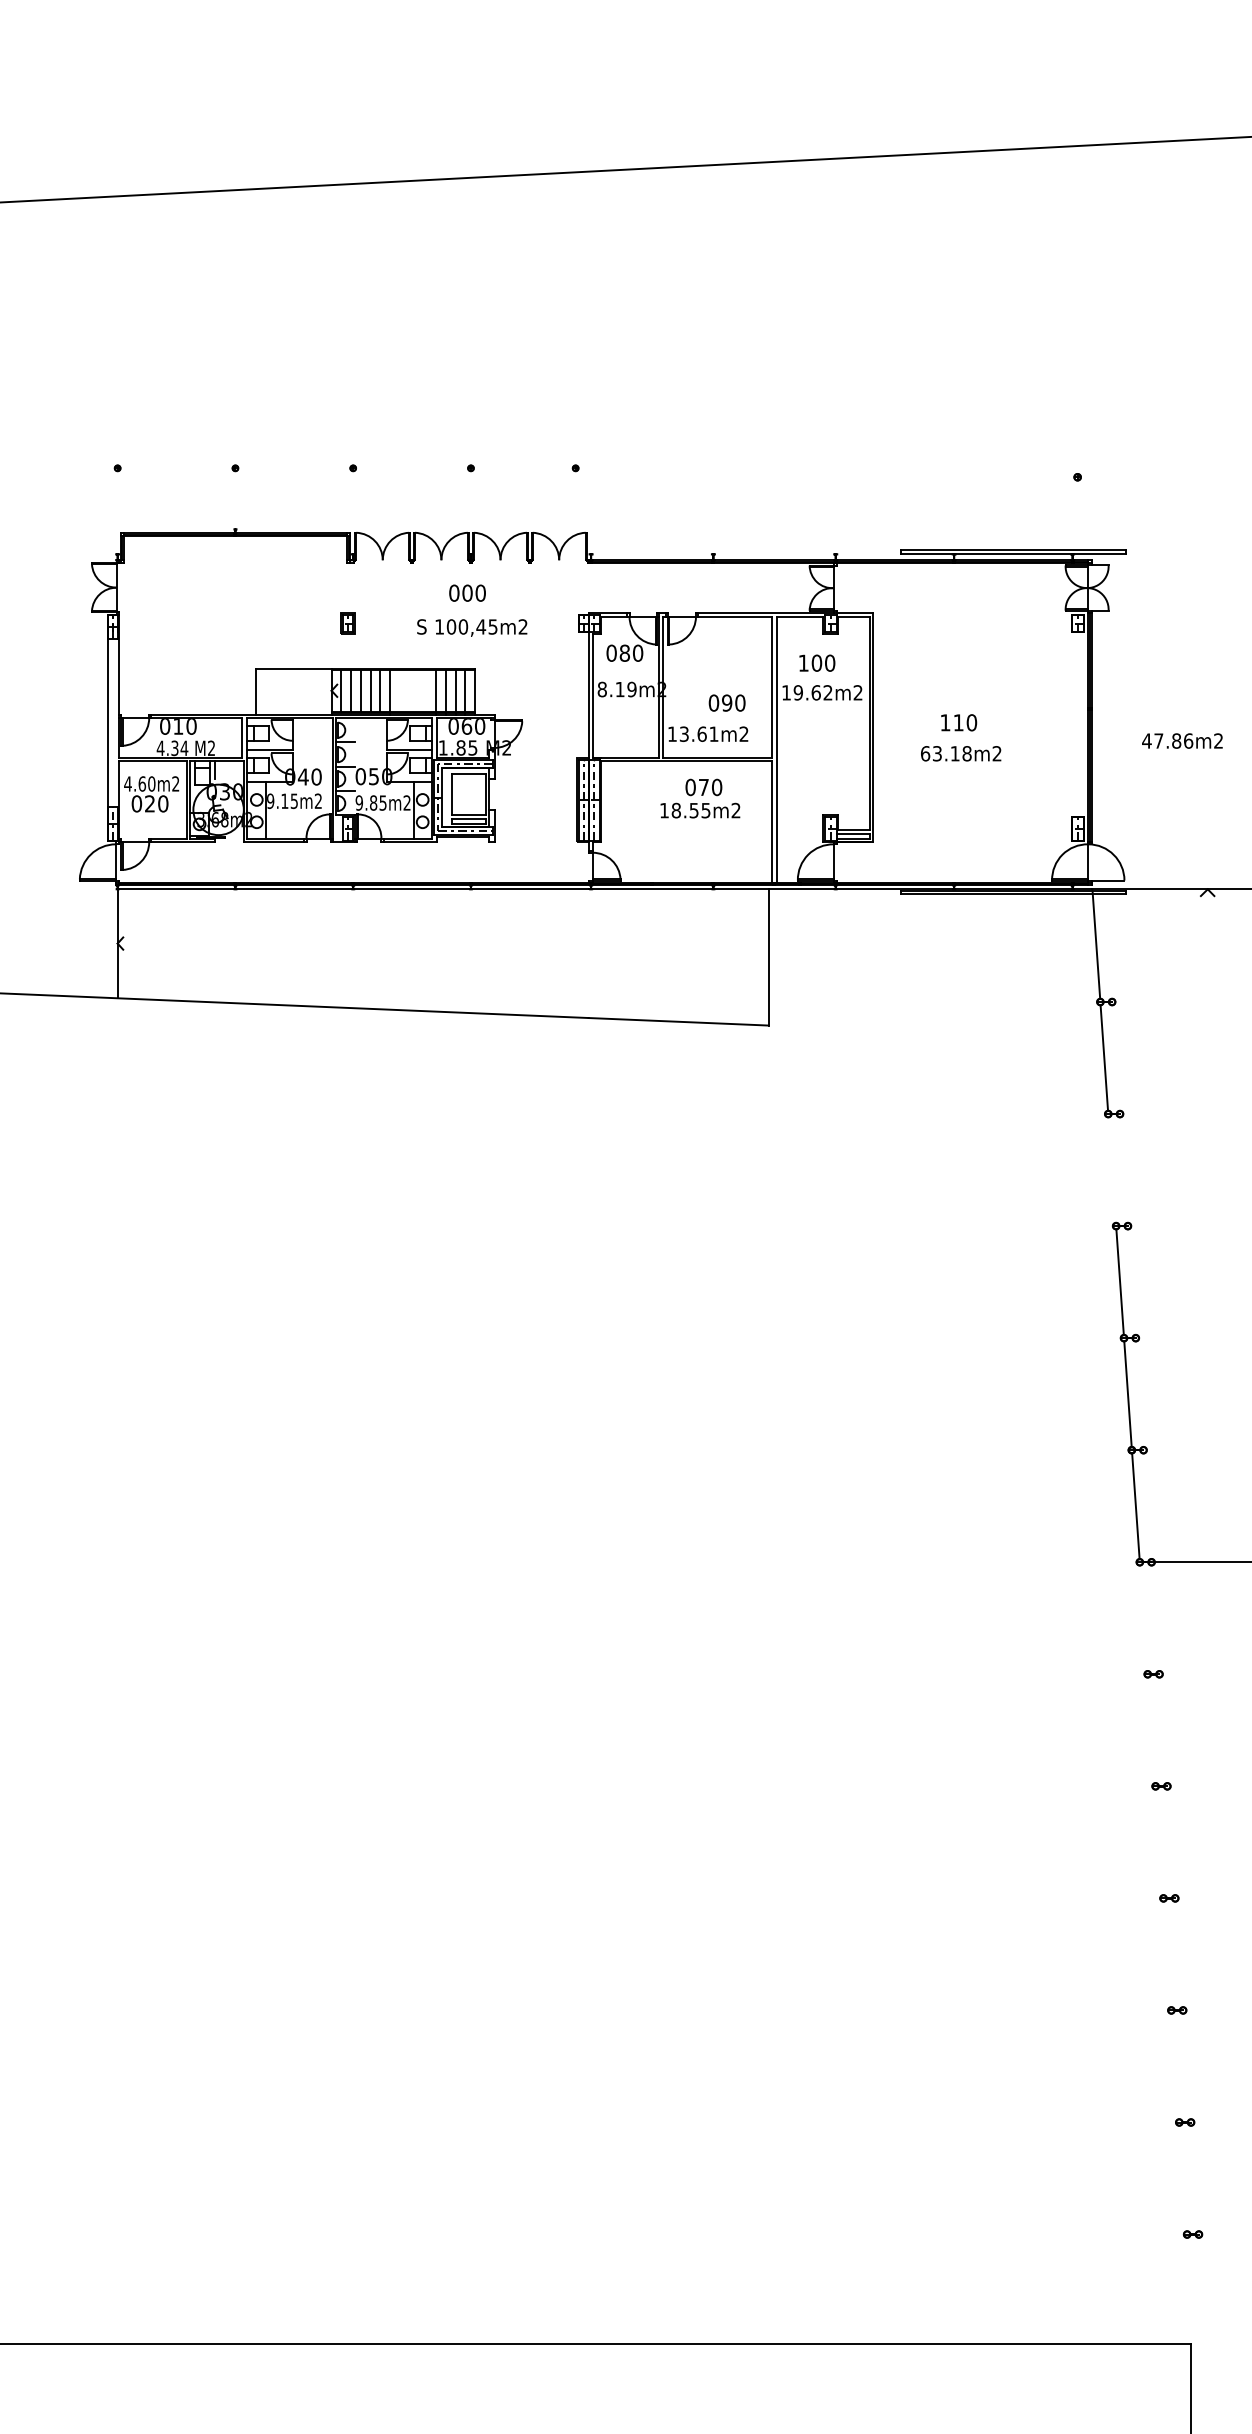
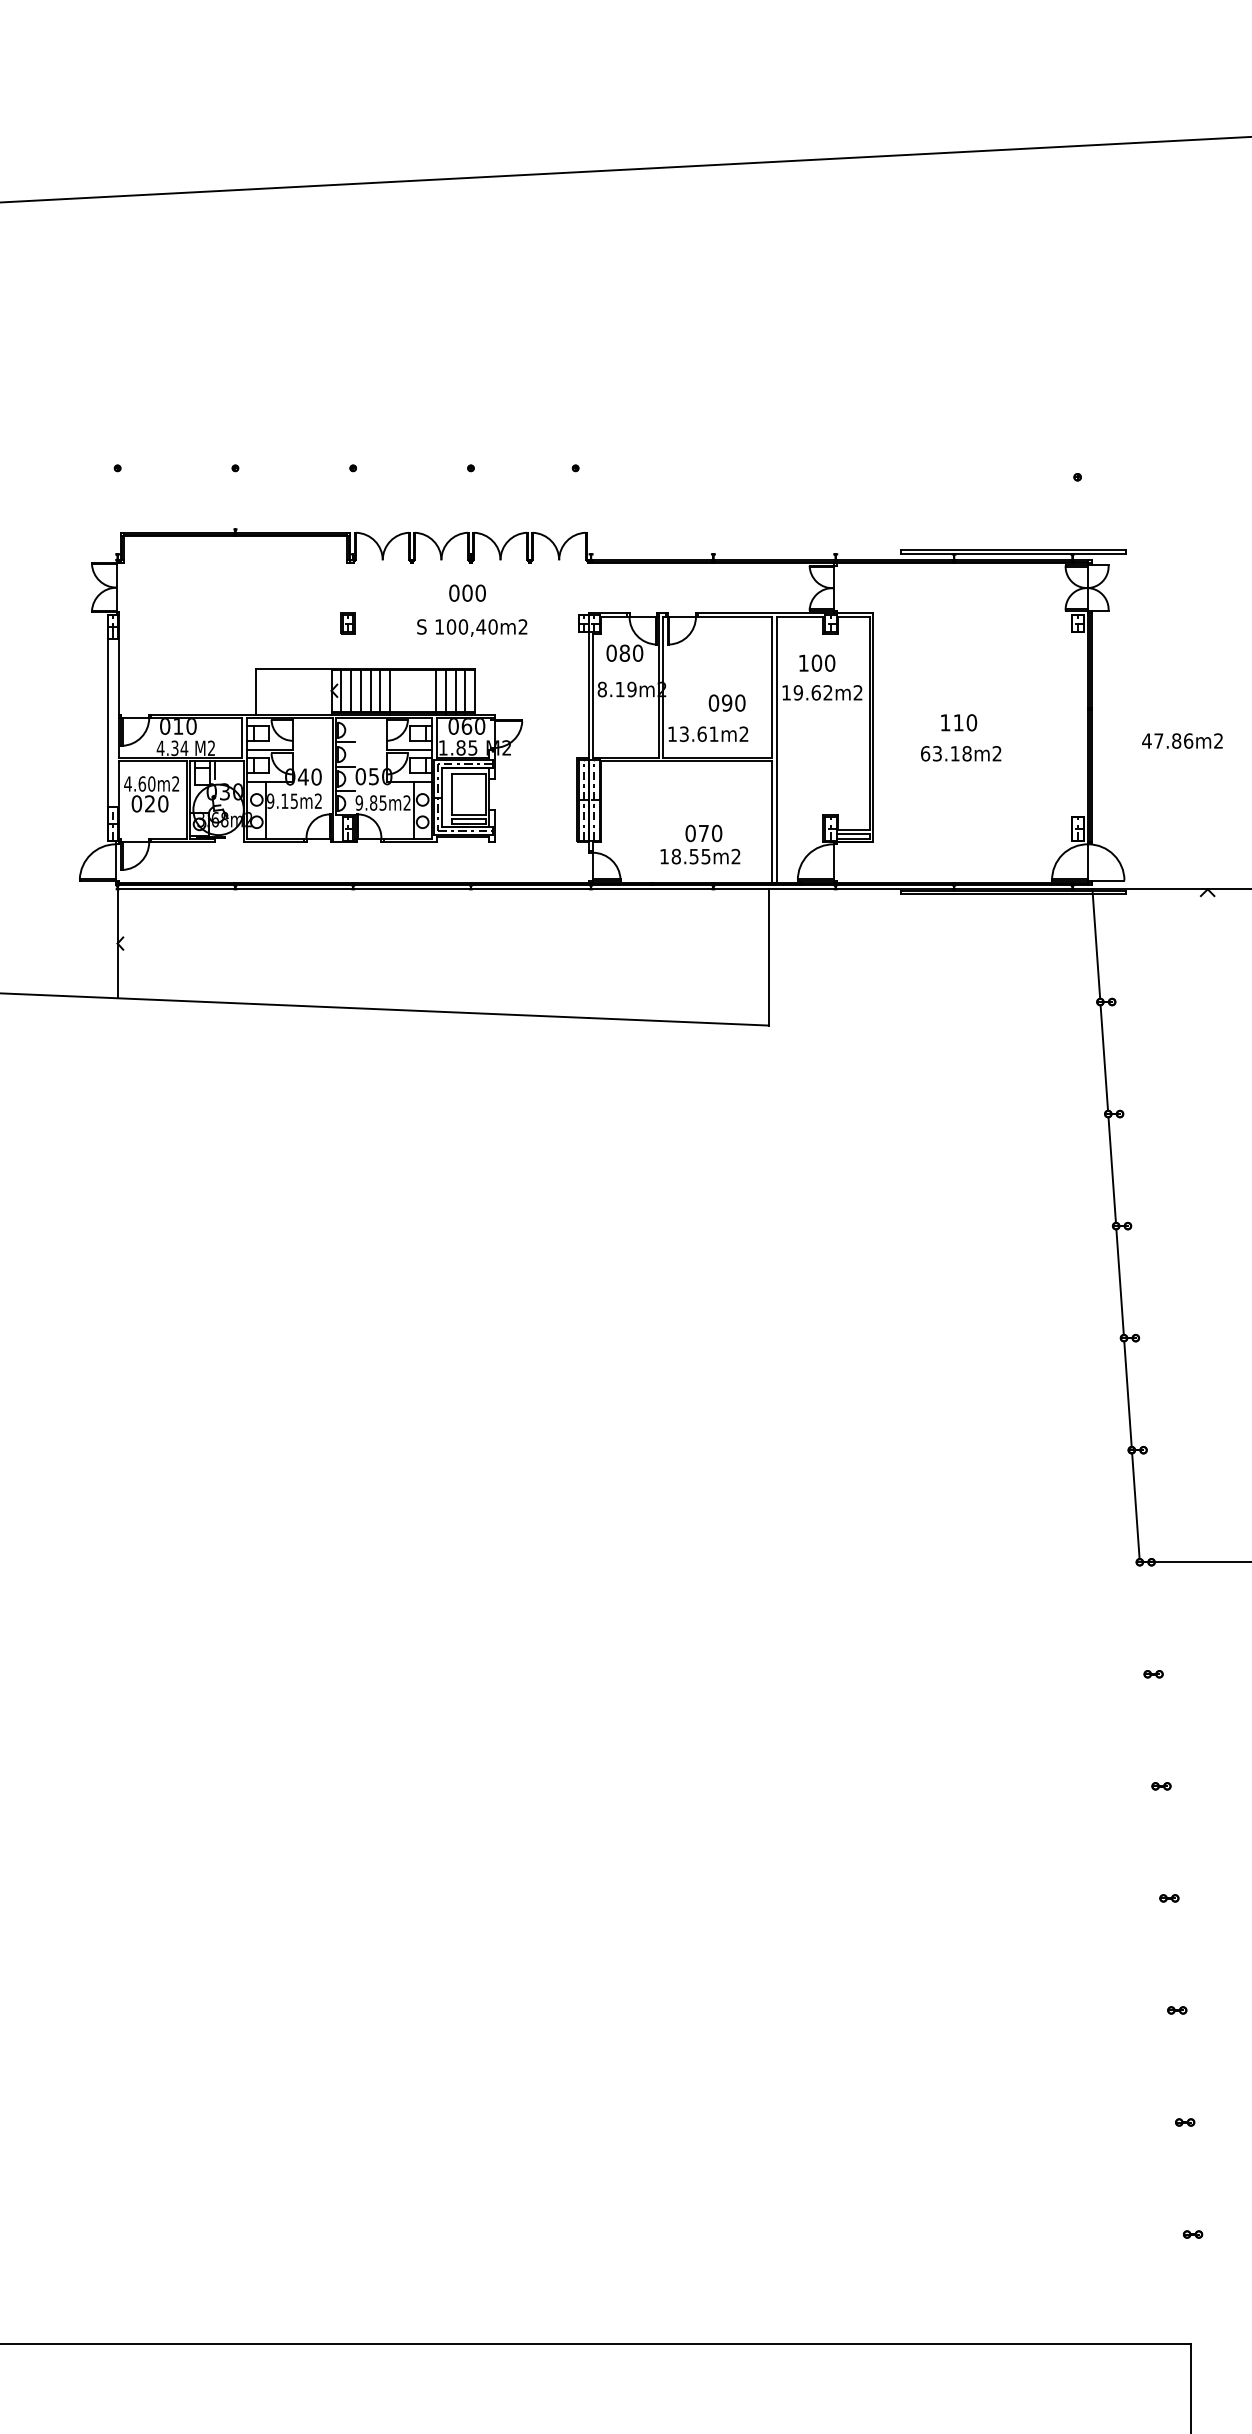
text: 100,45m2 -> 100,40m2 (492, 626)
text position: (700, 798) -> (700, 844) (700, 844)
line: none -> present (1111, 1170)
